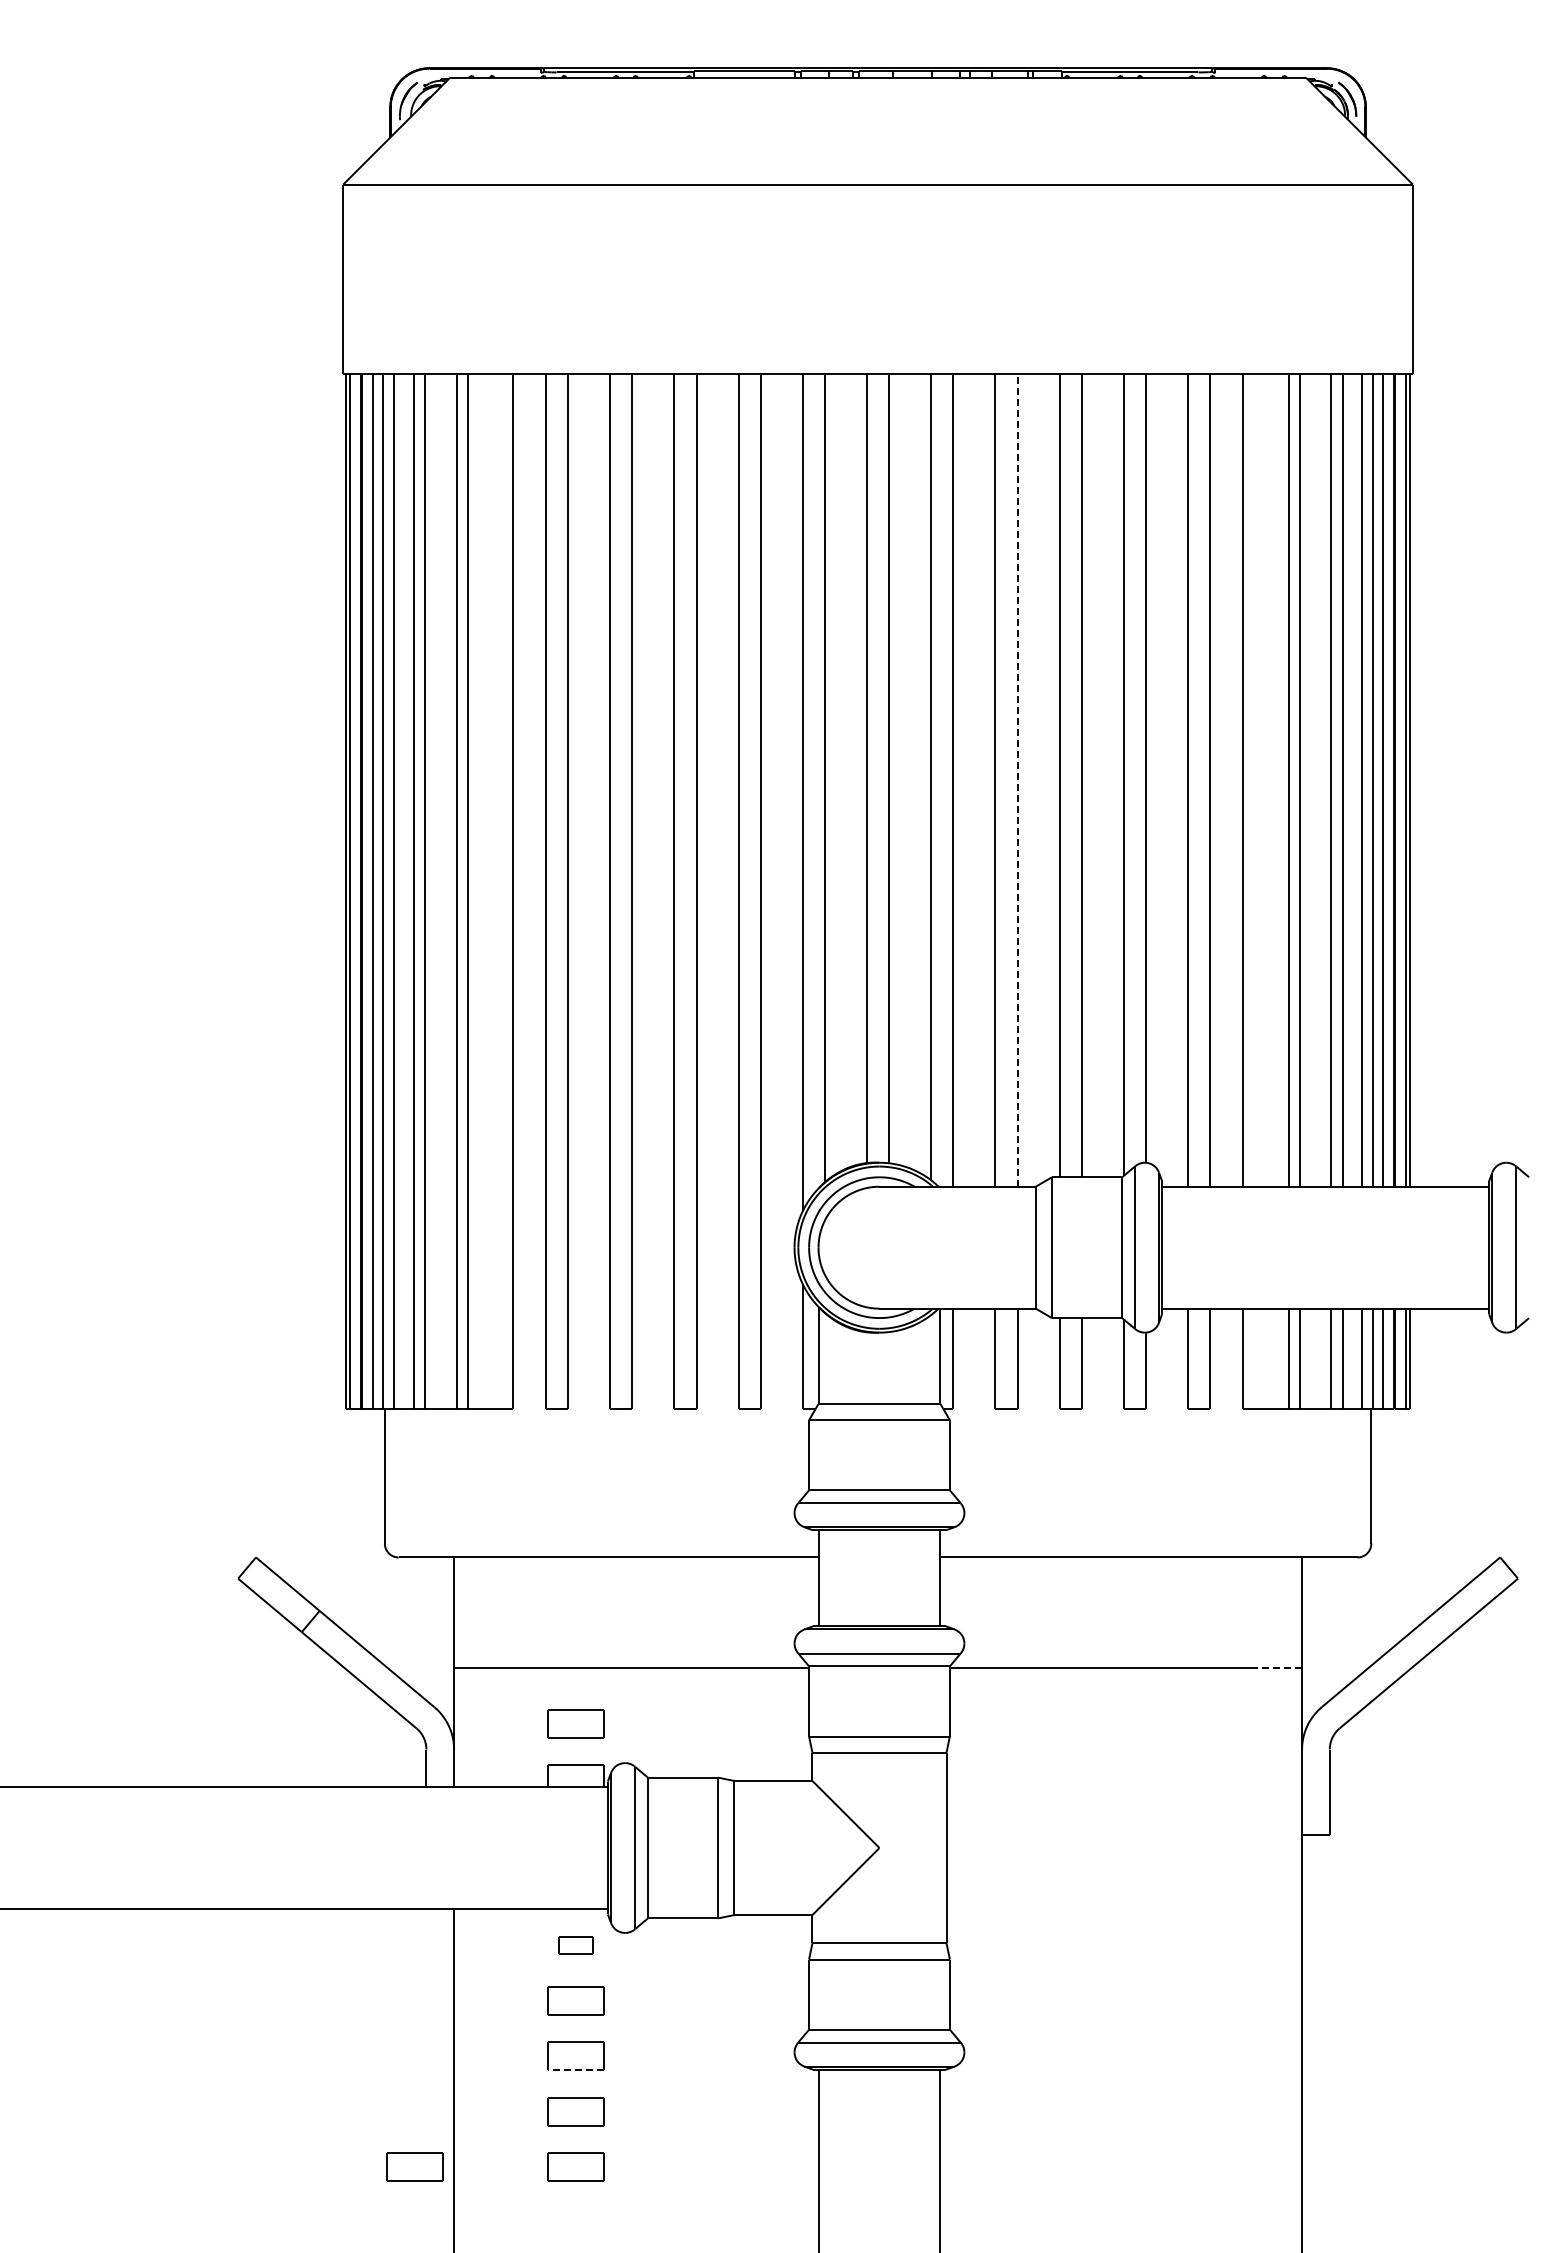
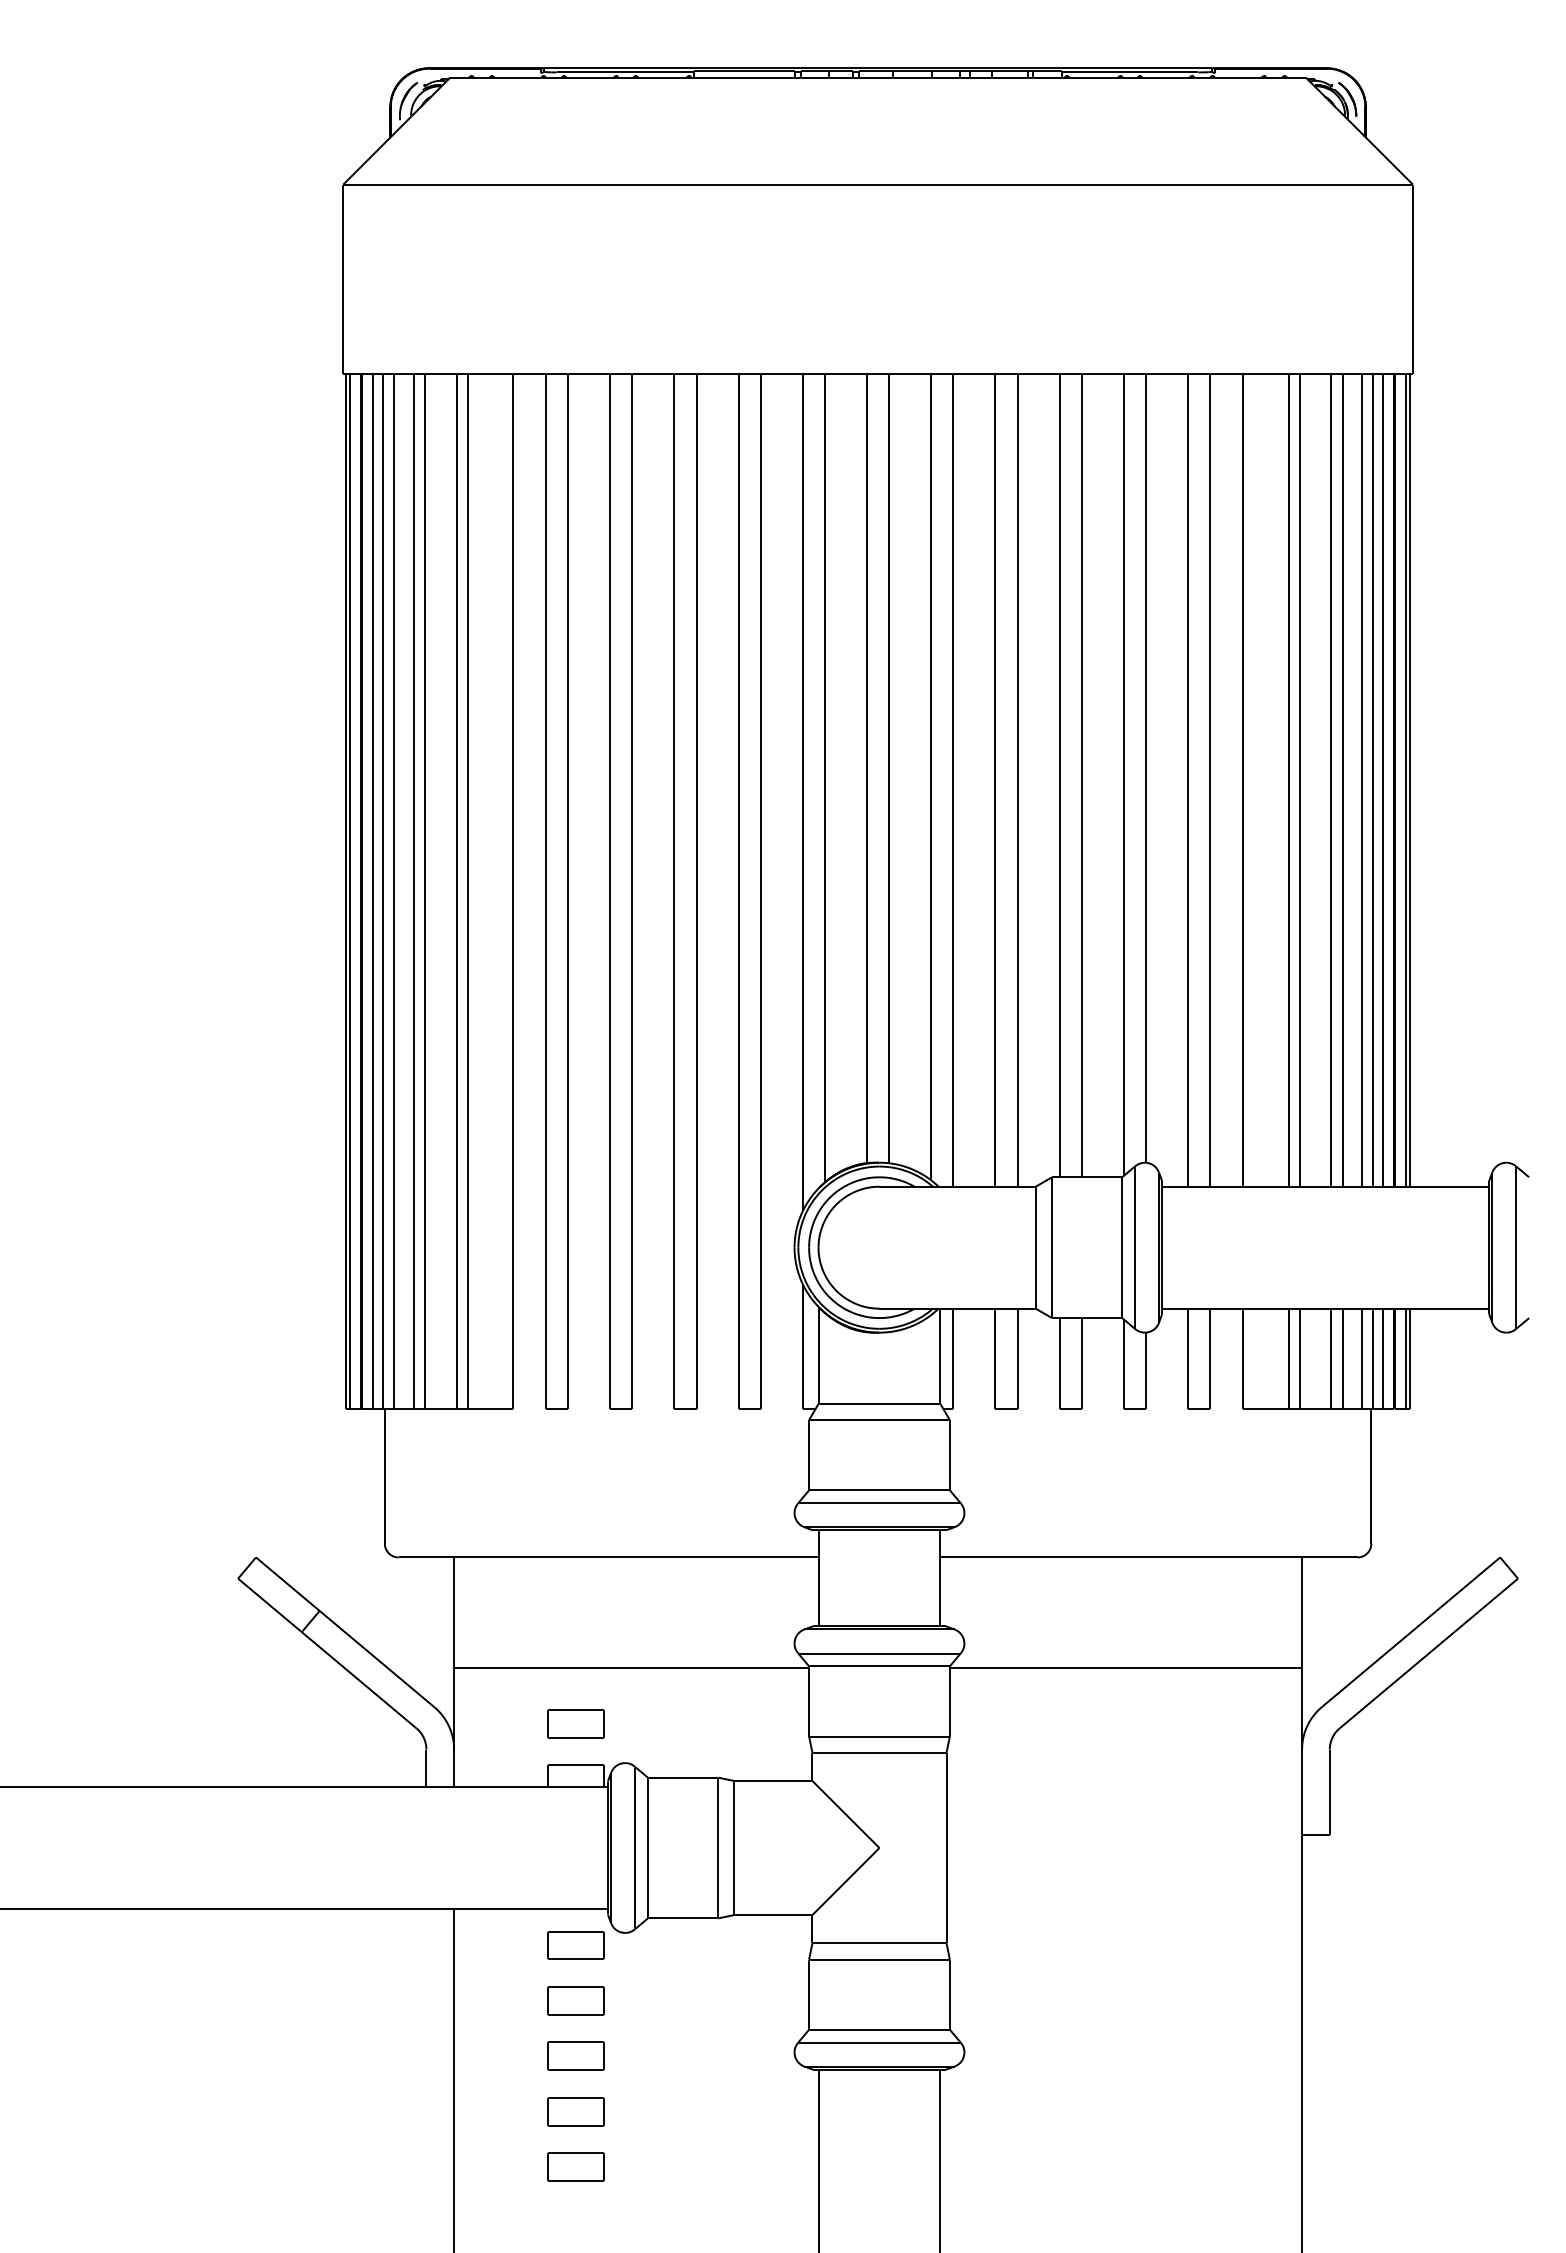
line: dashed -> solid (1017, 780)
line: dashed -> solid (1278, 1668)
part size: 36x19 px -> 58x29 px (575, 1945)
line: dashed -> solid (576, 2070)
part: present -> none (414, 2166)
